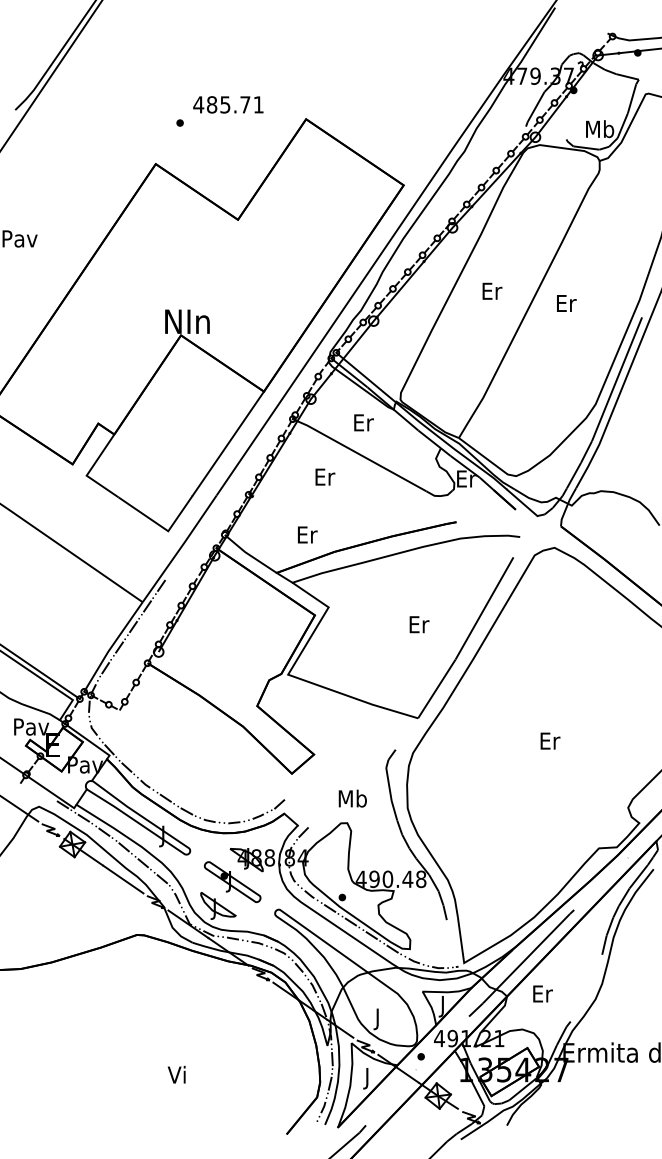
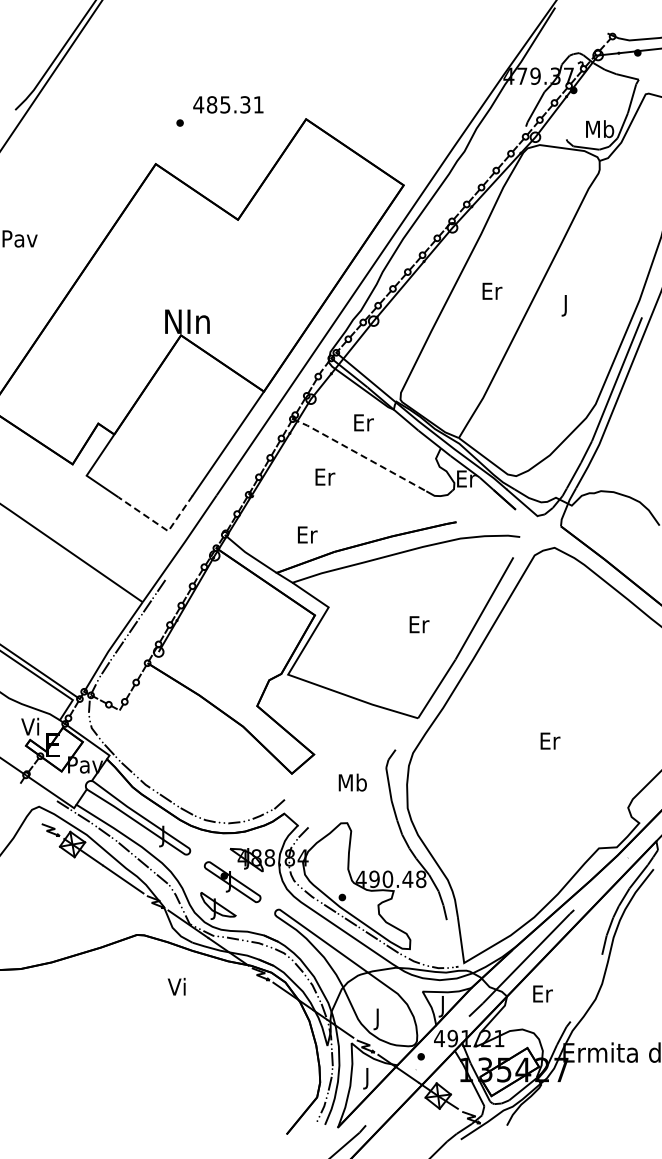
text: 485.71 -> 485.31 (245, 104)
text: Er -> J (566, 305)
line: solid -> dashed (359, 454)
line: solid -> dashed (160, 526)
text: Pav -> Vi (31, 726)
text position: (352, 798) -> (352, 782) (352, 782)
line: present -> none (20, 809)
text position: (176, 1074) -> (176, 986) (176, 986)
